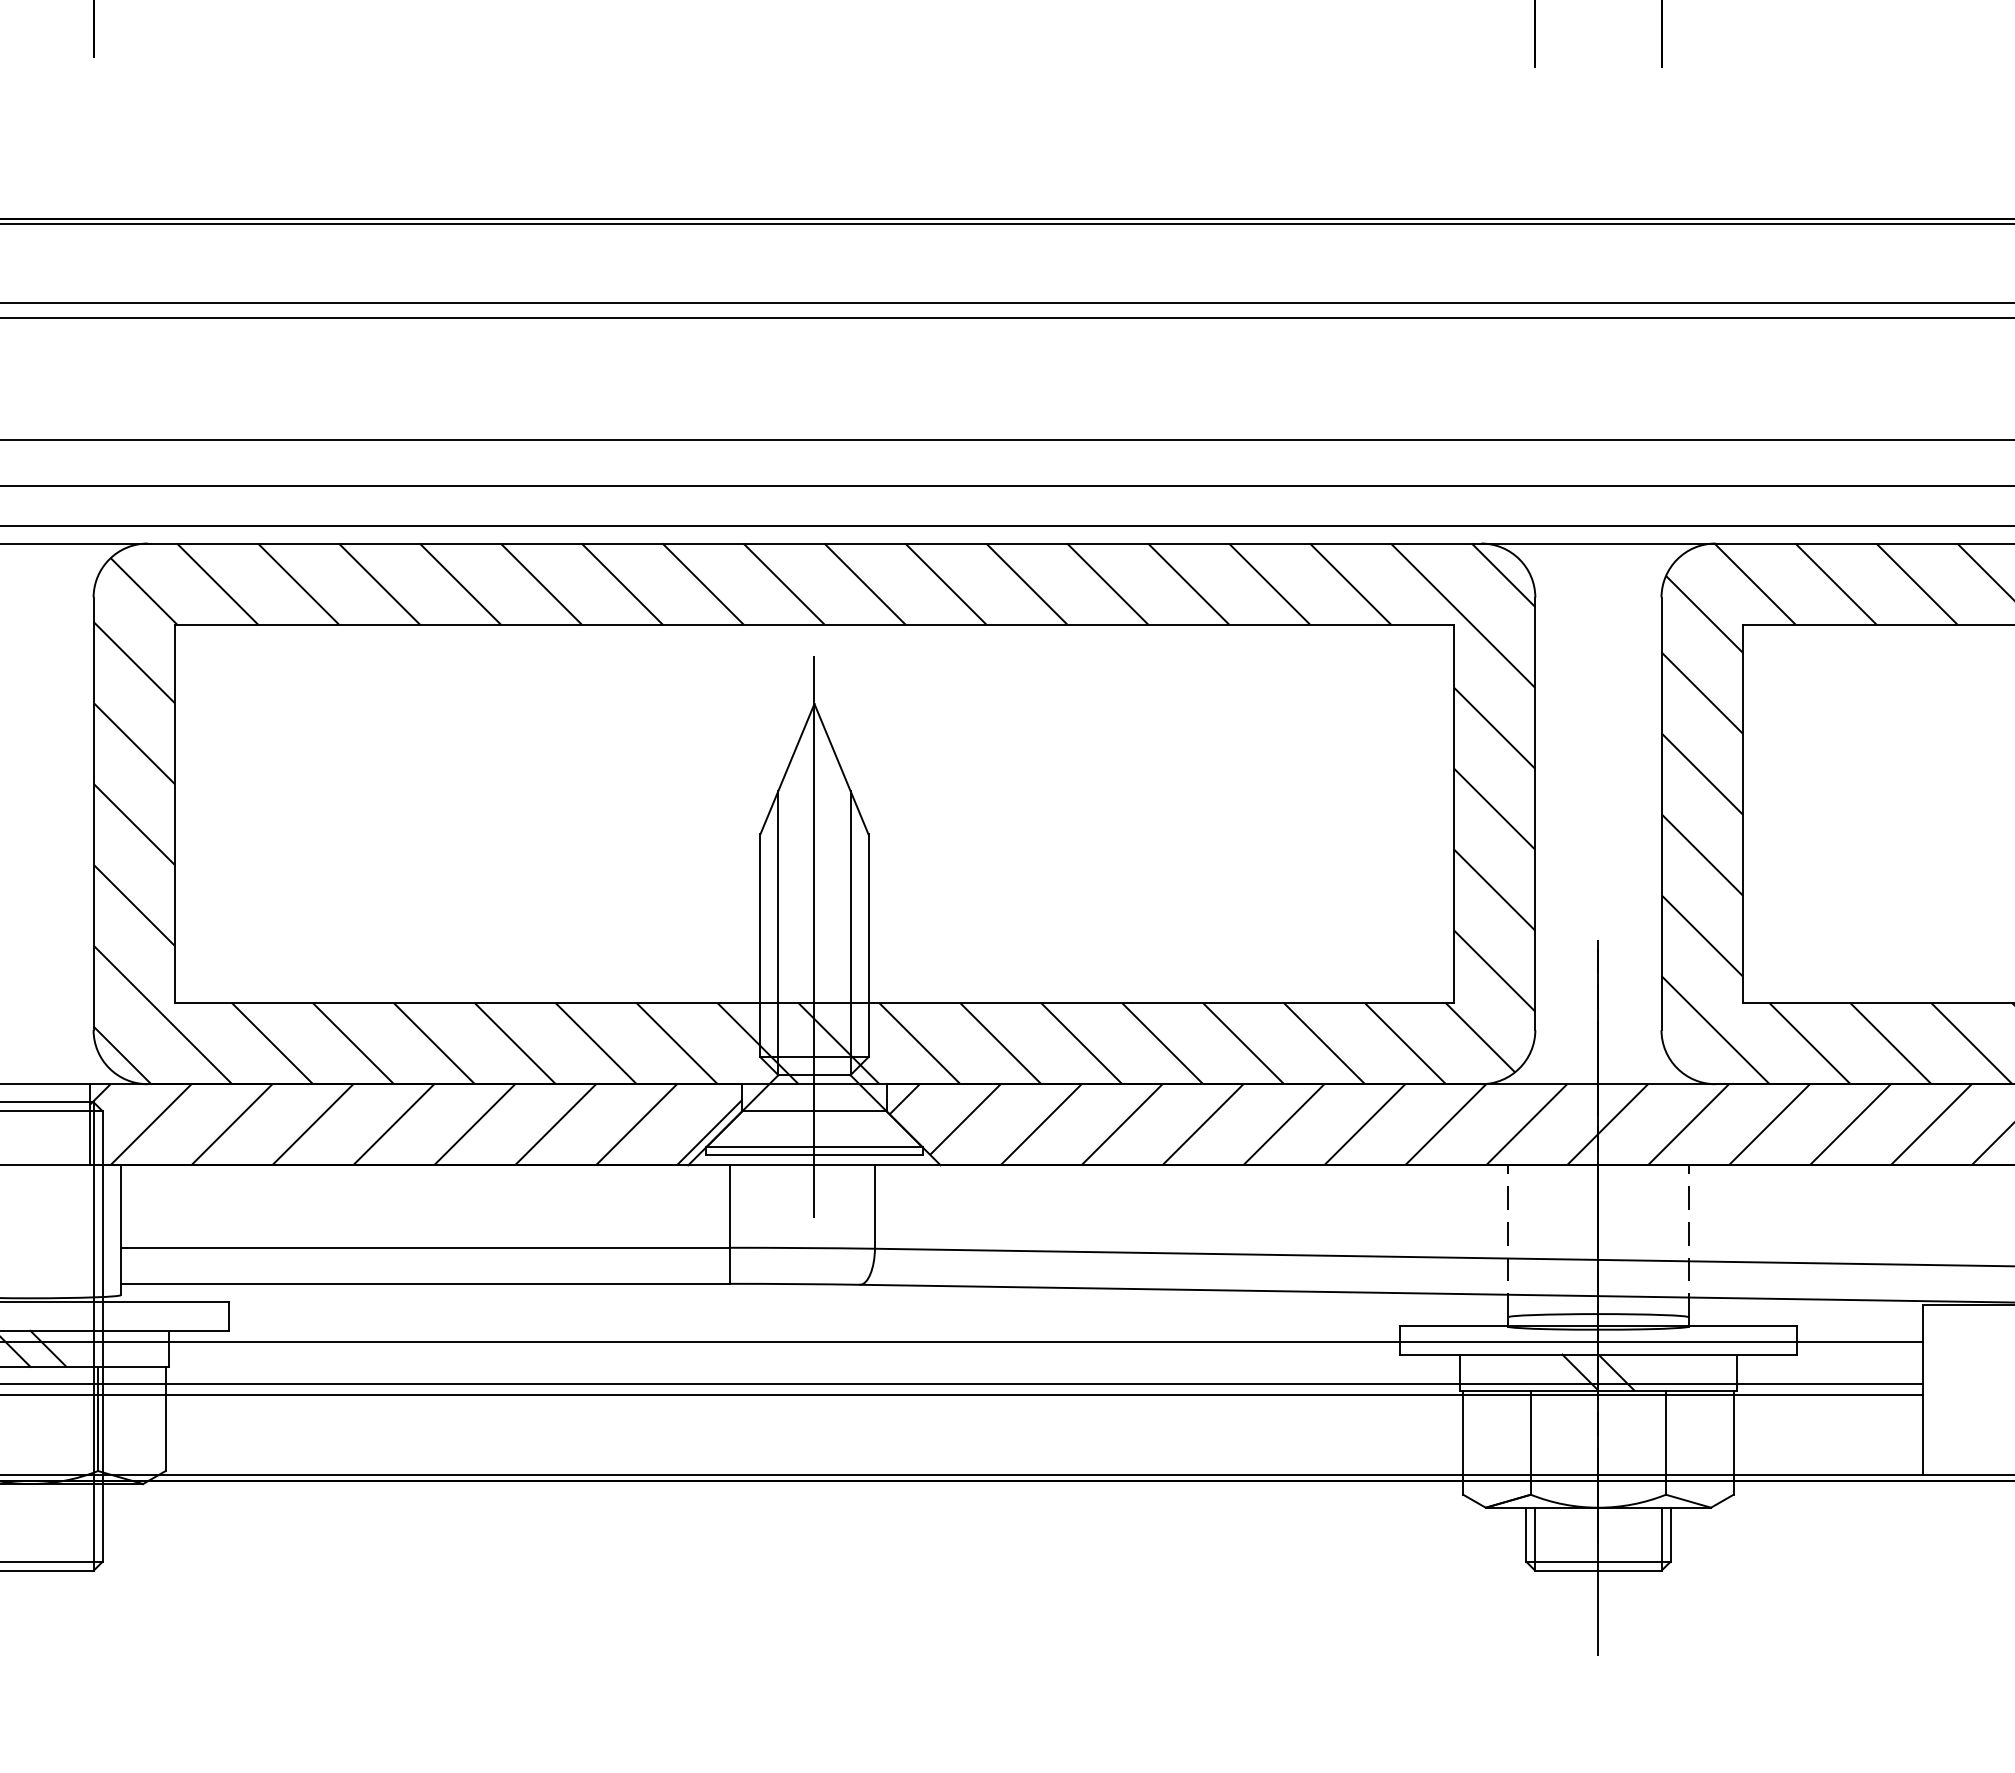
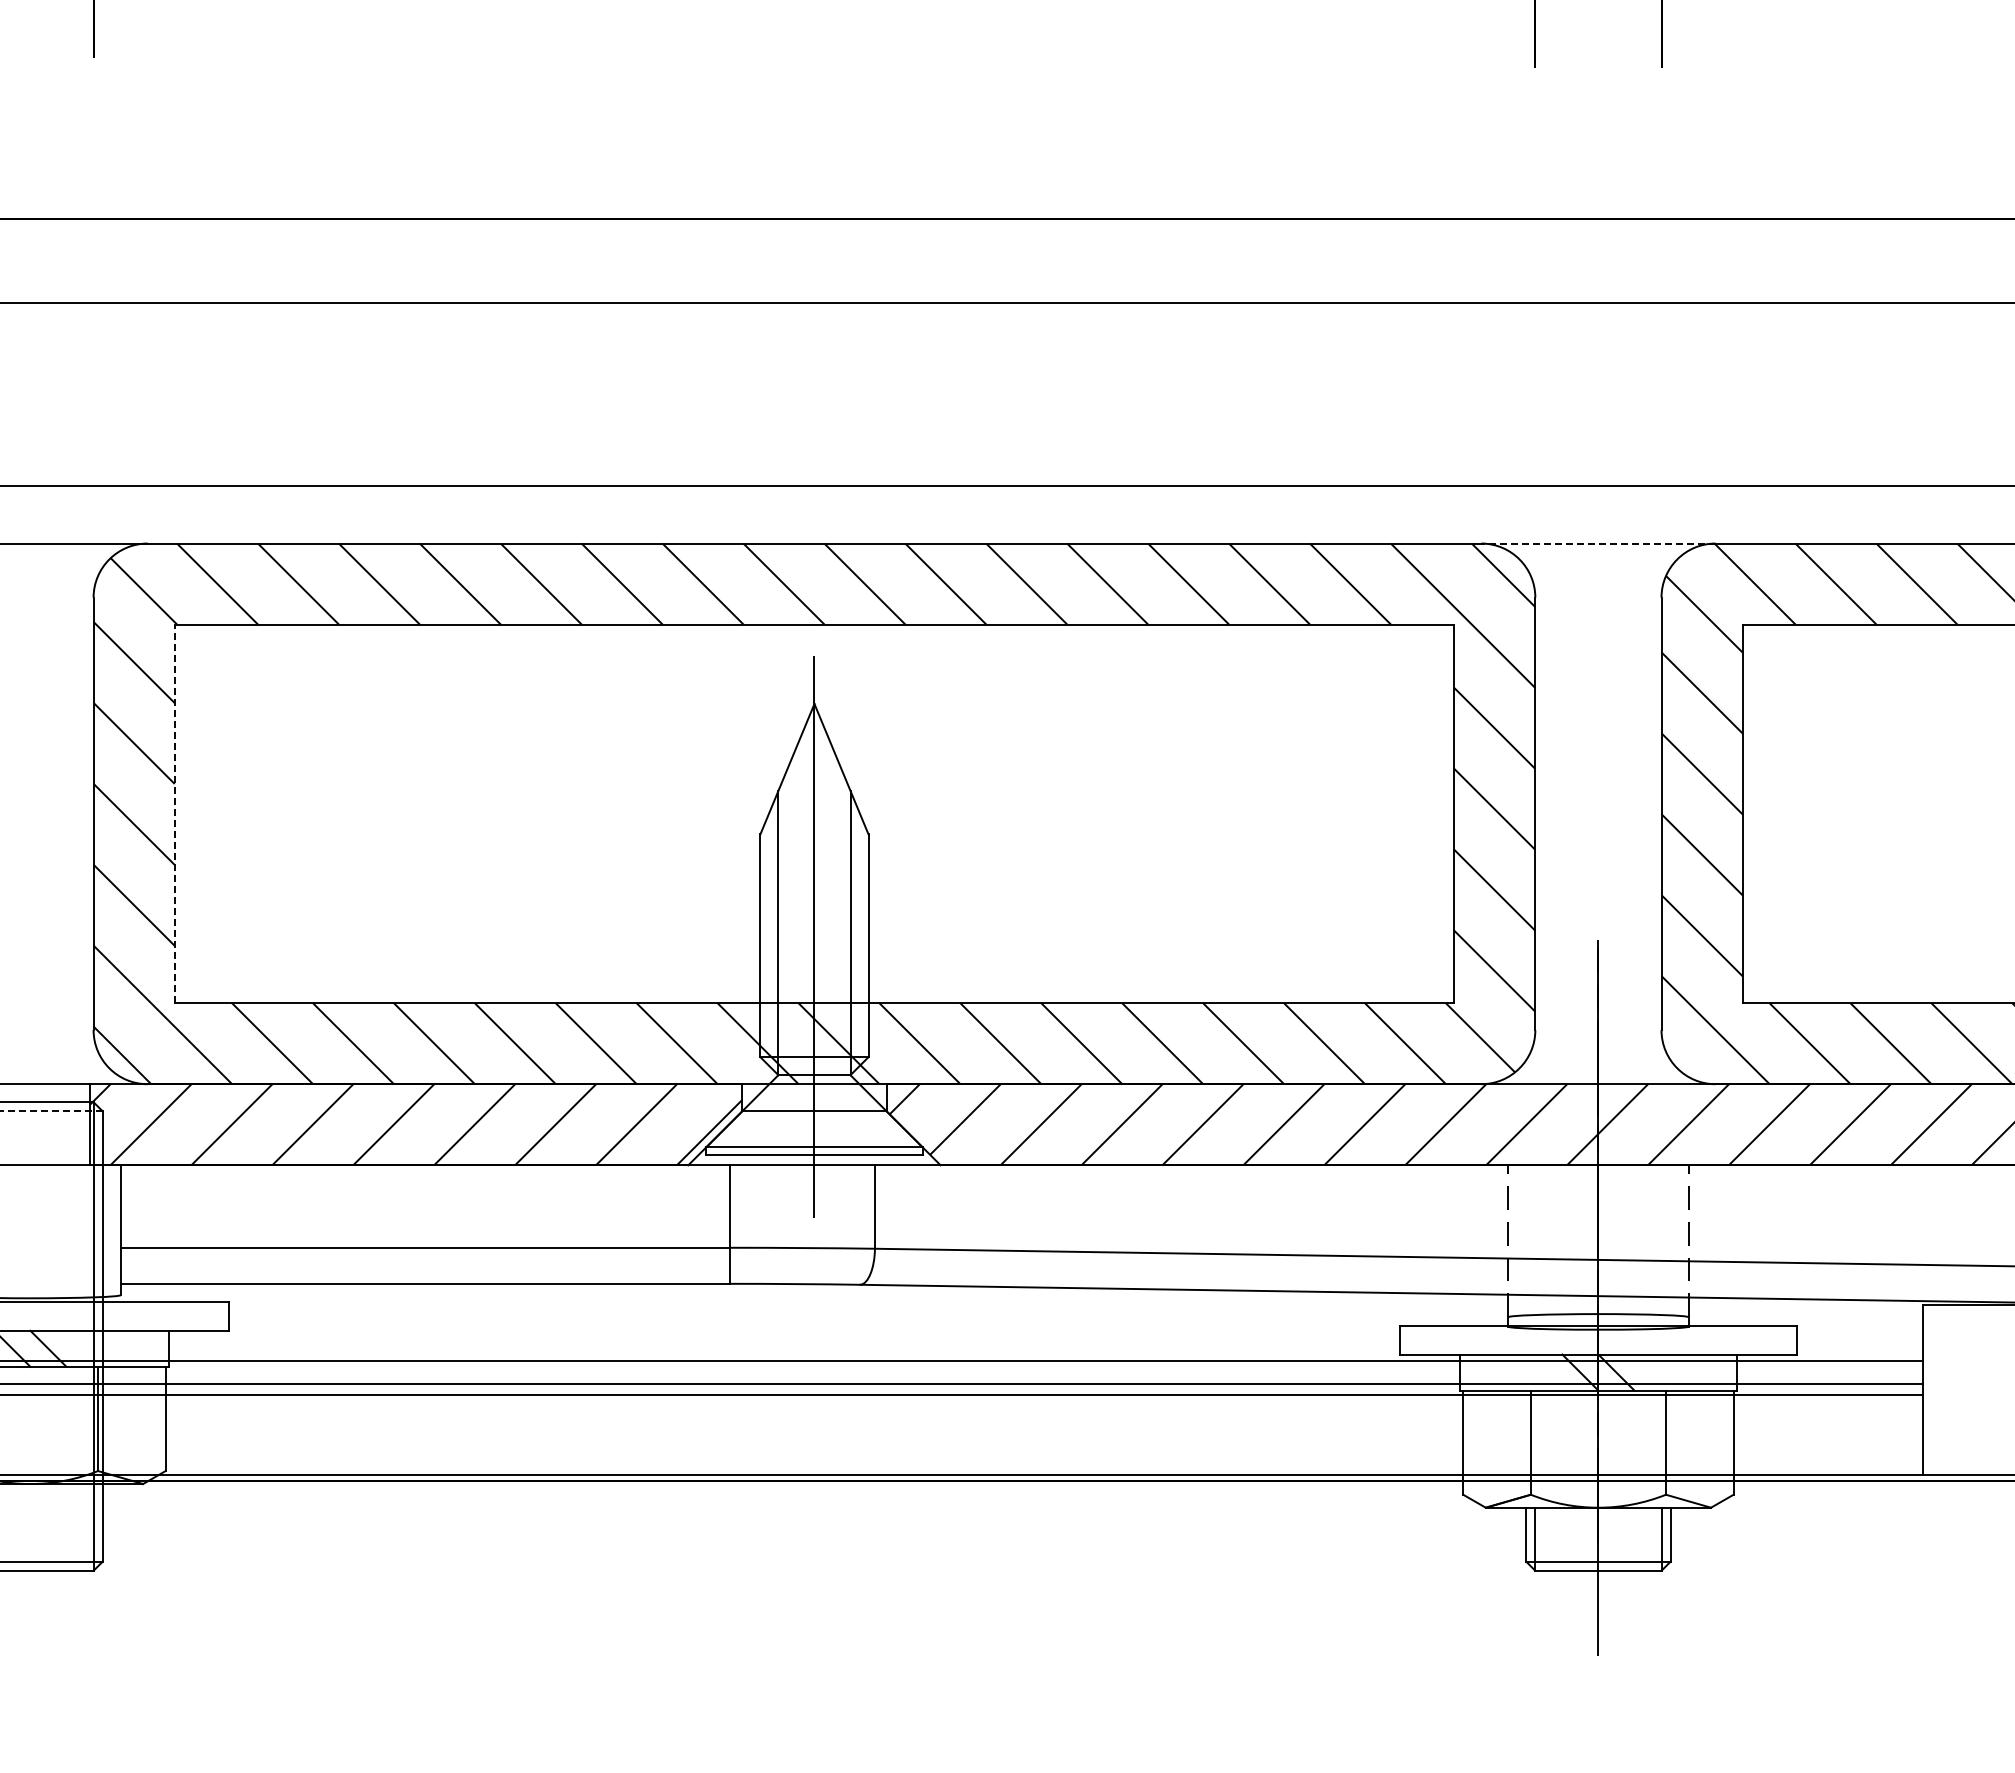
line: present -> none (1006, 224)
line: present -> none (1006, 317)
line: present -> none (1006, 439)
line: present -> none (1006, 525)
line: solid -> dashed (1597, 543)
line: solid -> dashed (174, 813)
line: solid -> dashed (50, 1111)
line position: (962, 1342) -> (962, 1361) (962, 1361)
